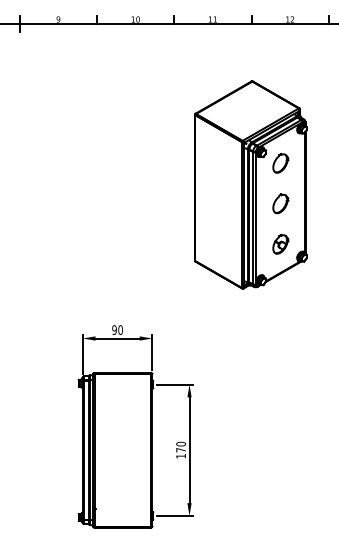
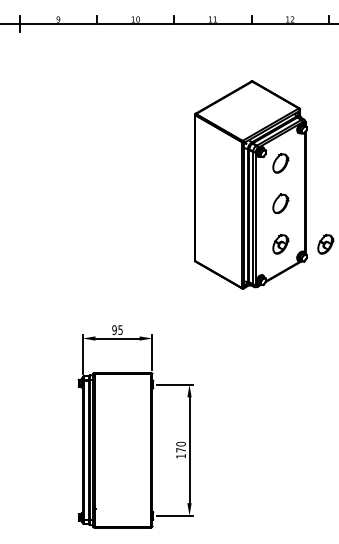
part: none -> present (325, 243)
text: 90 -> 95 (120, 329)
